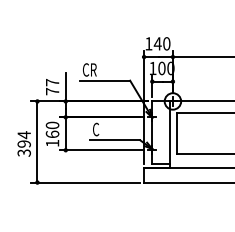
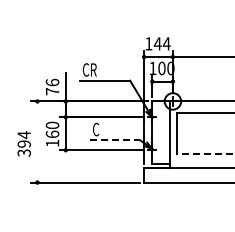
text: 140 -> 144 (166, 43)
text: 77 -> 76 (52, 82)
line: solid -> dashed (115, 140)
line: present -> none (37, 141)
line: solid -> dashed (205, 154)
